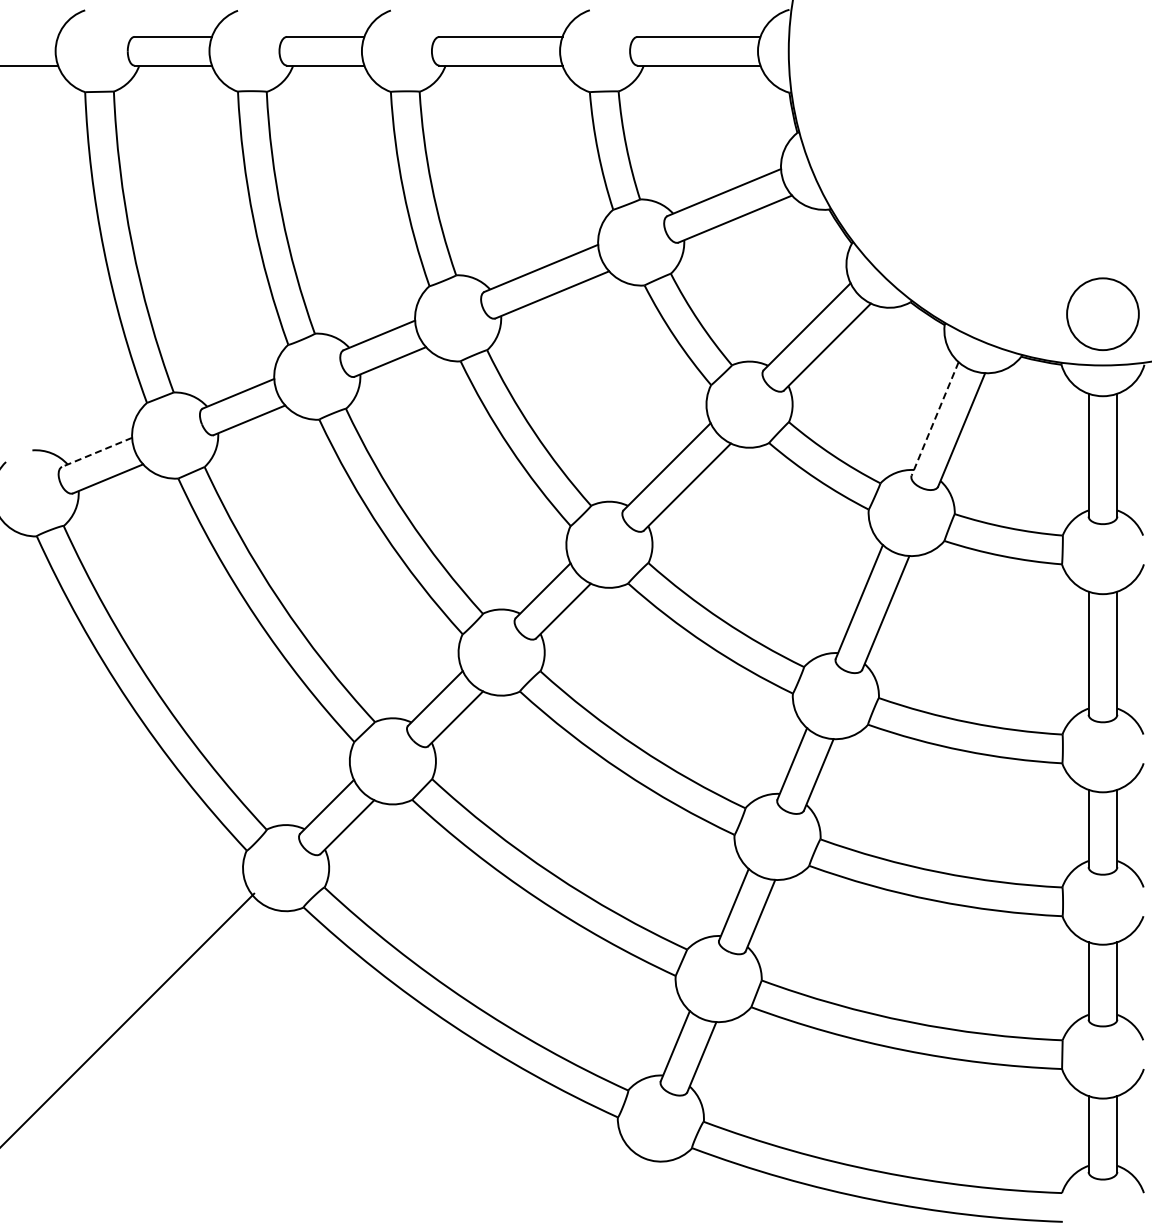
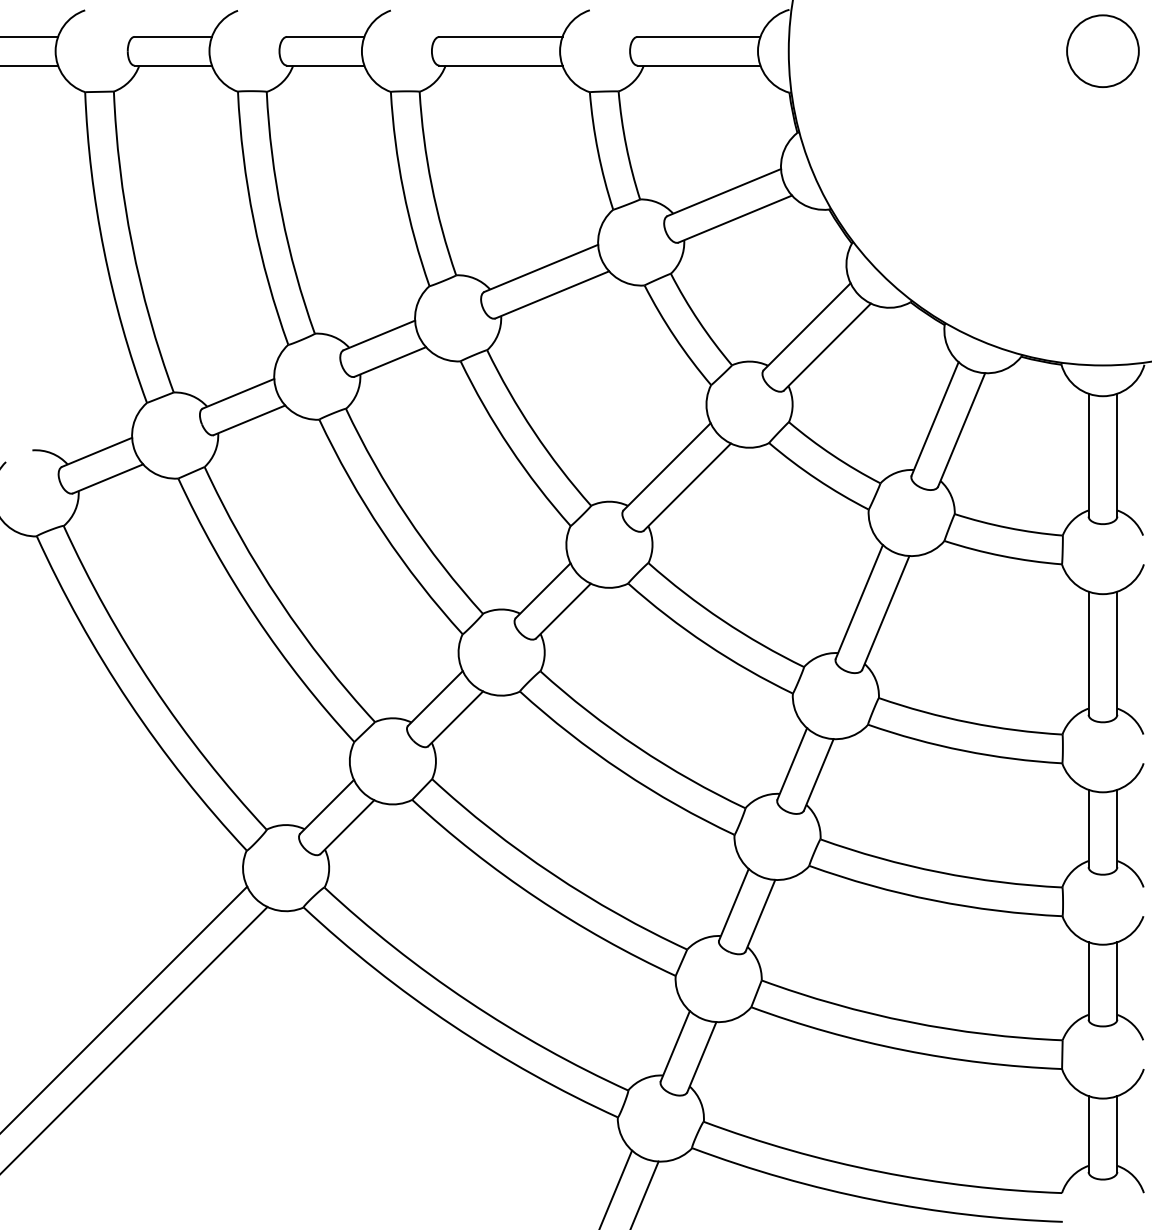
line: none -> present (30, 36)
circle position: (1102, 313) -> (1102, 50) (1102, 50)
line: dashed -> solid (934, 419)
line: dashed -> solid (97, 452)
line position: (128, 1019) -> (124, 1008) (124, 1008)
line: none -> present (134, 1039)
line: none -> present (616, 1188)
line: none -> present (644, 1193)
